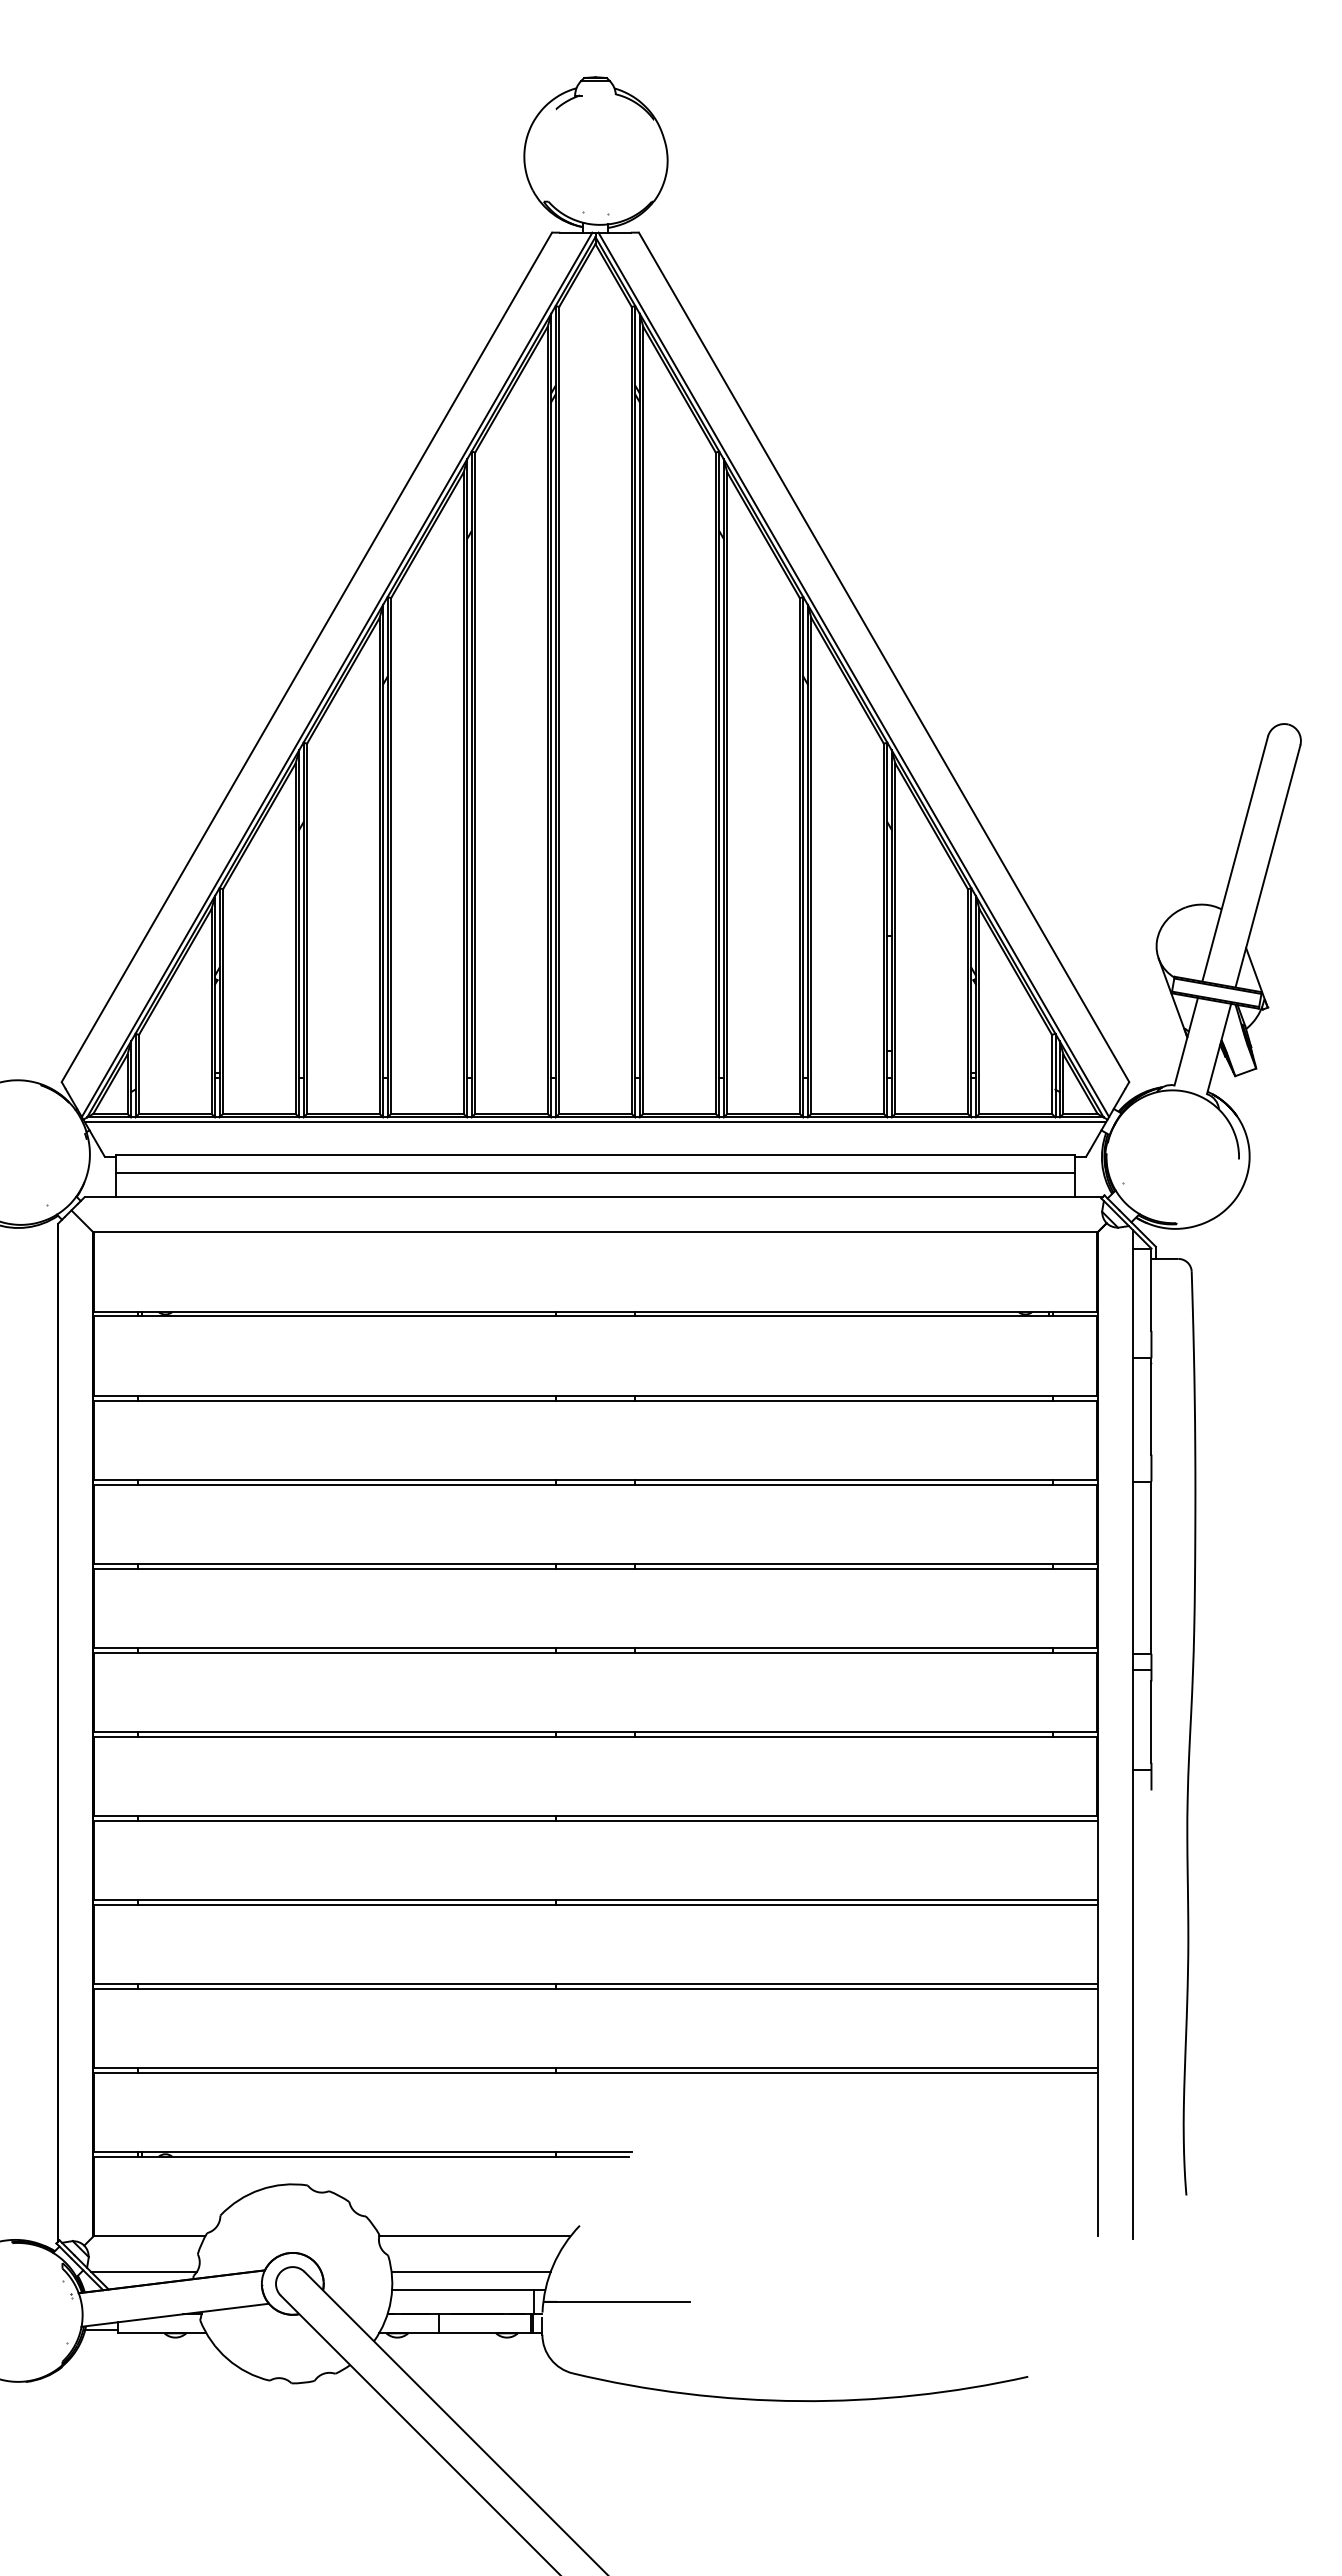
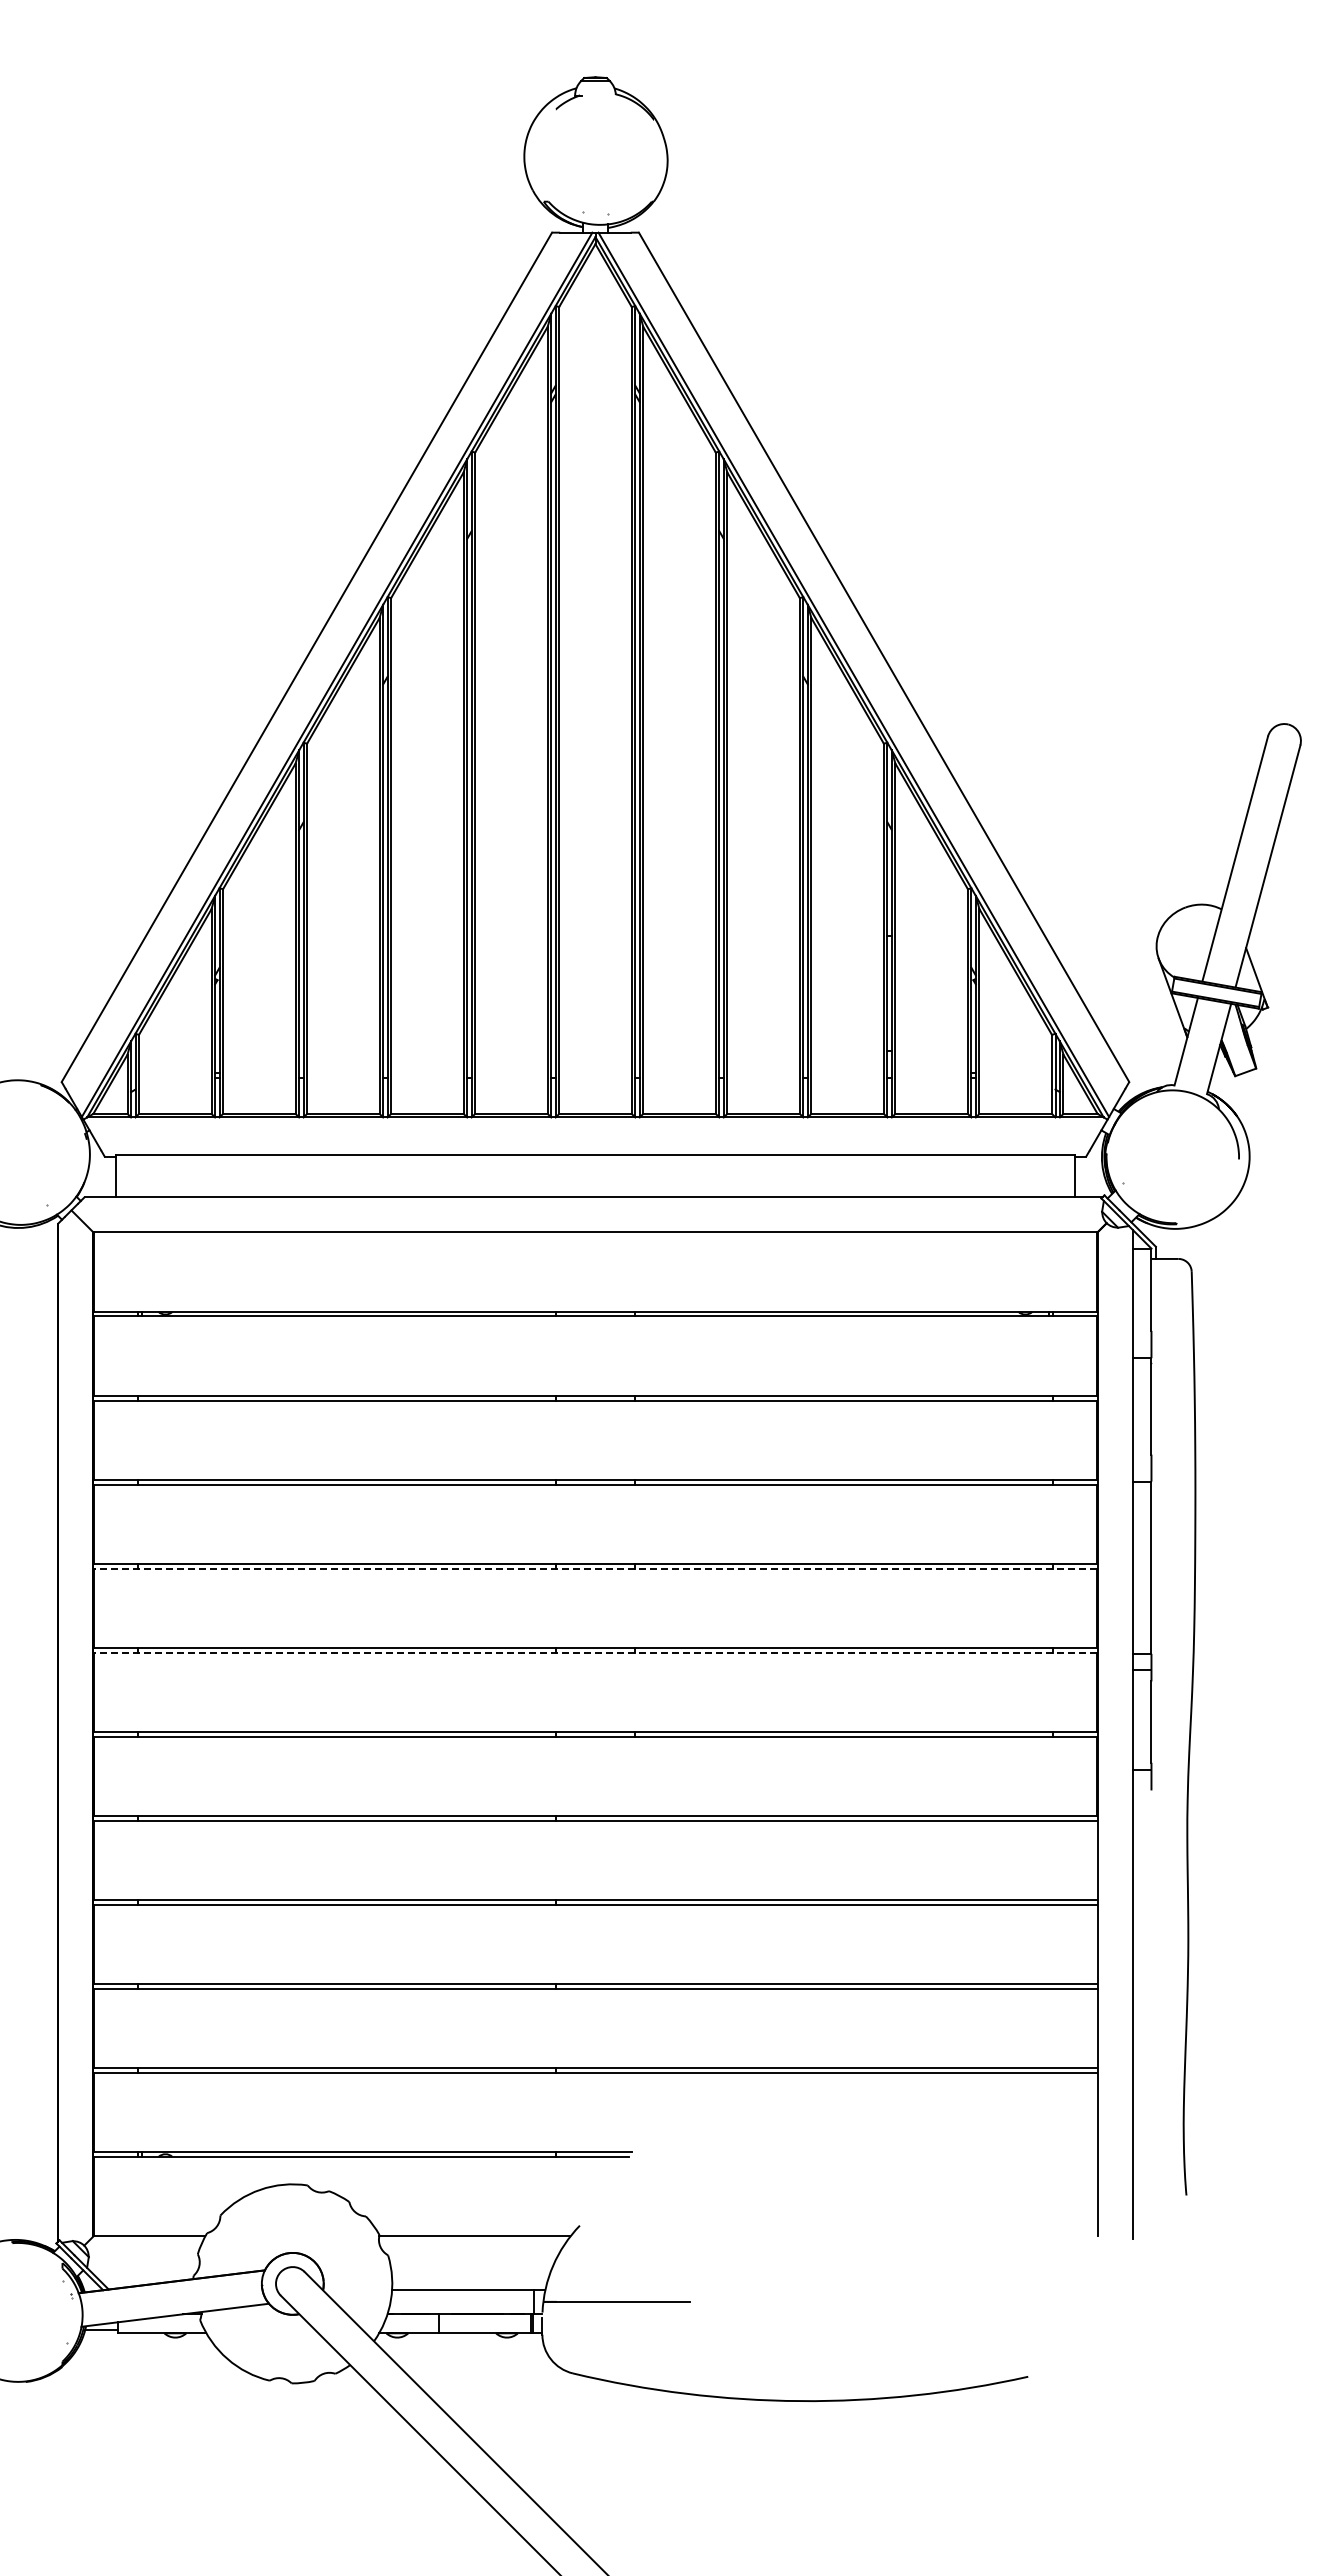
line: present -> none (595, 1122)
line: present -> none (595, 1173)
line: solid -> dashed (595, 1568)
line: solid -> dashed (595, 1652)
line: present -> none (144, 2271)
line: present -> none (470, 2271)
